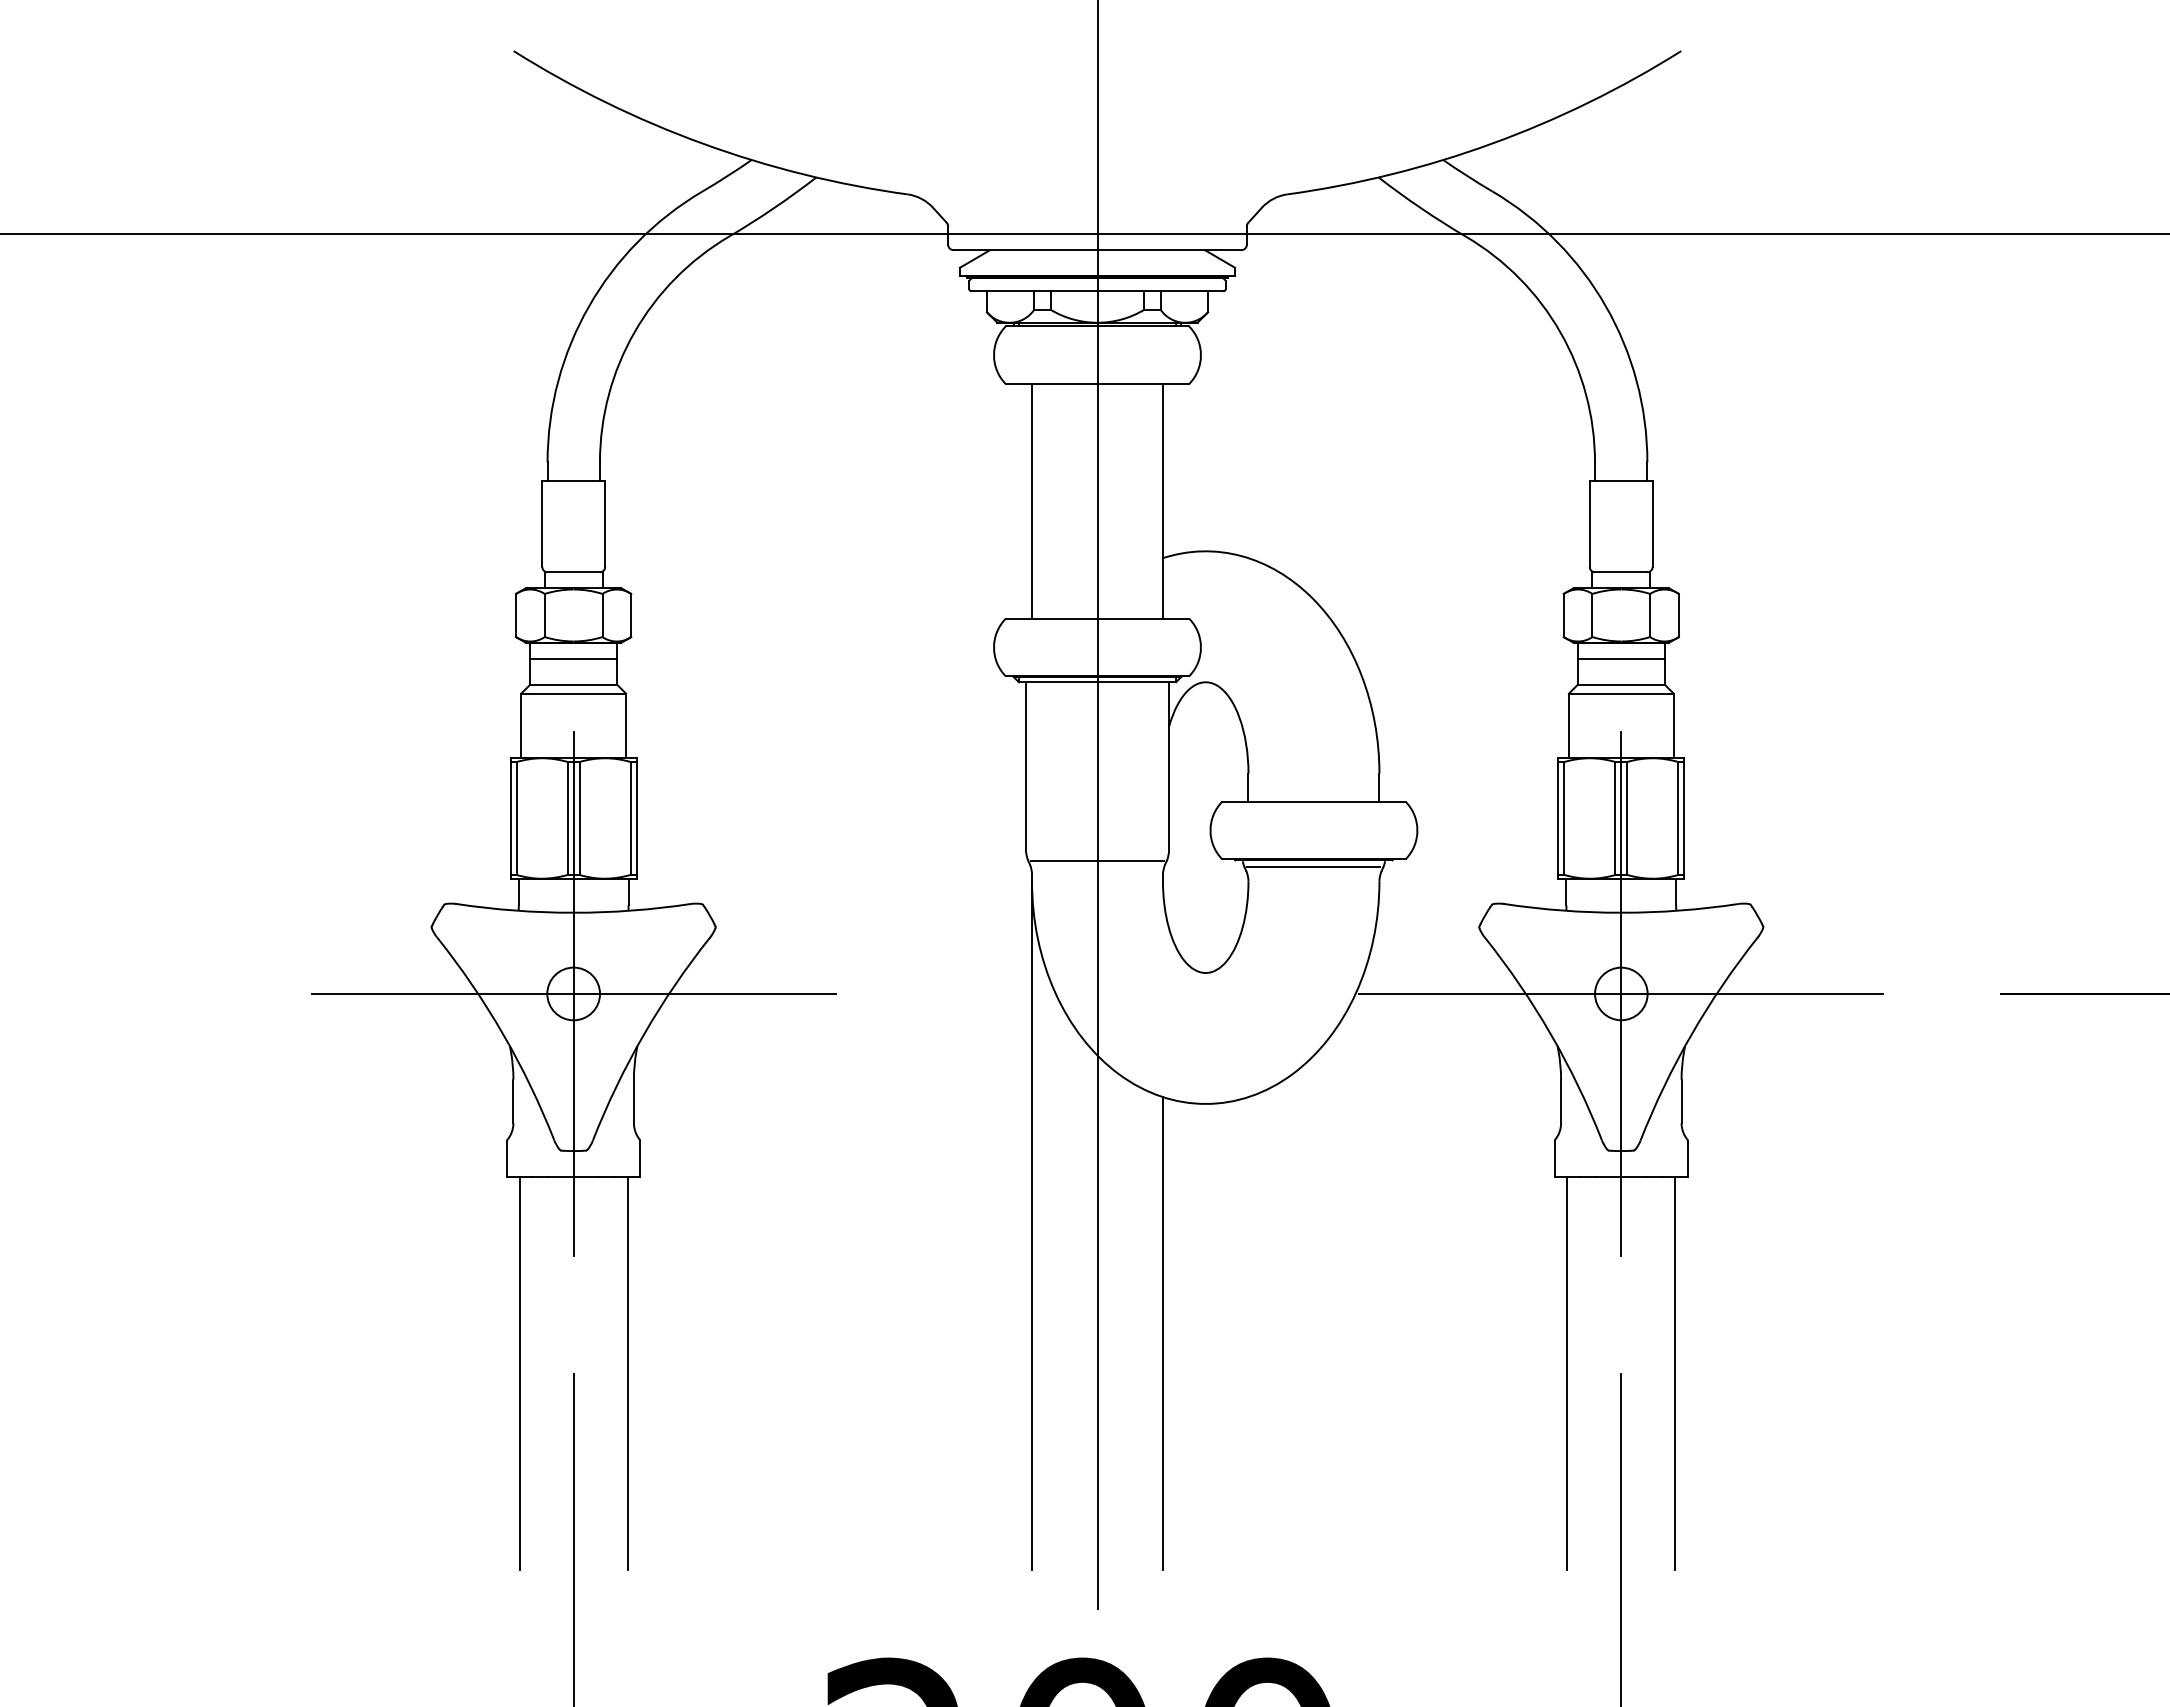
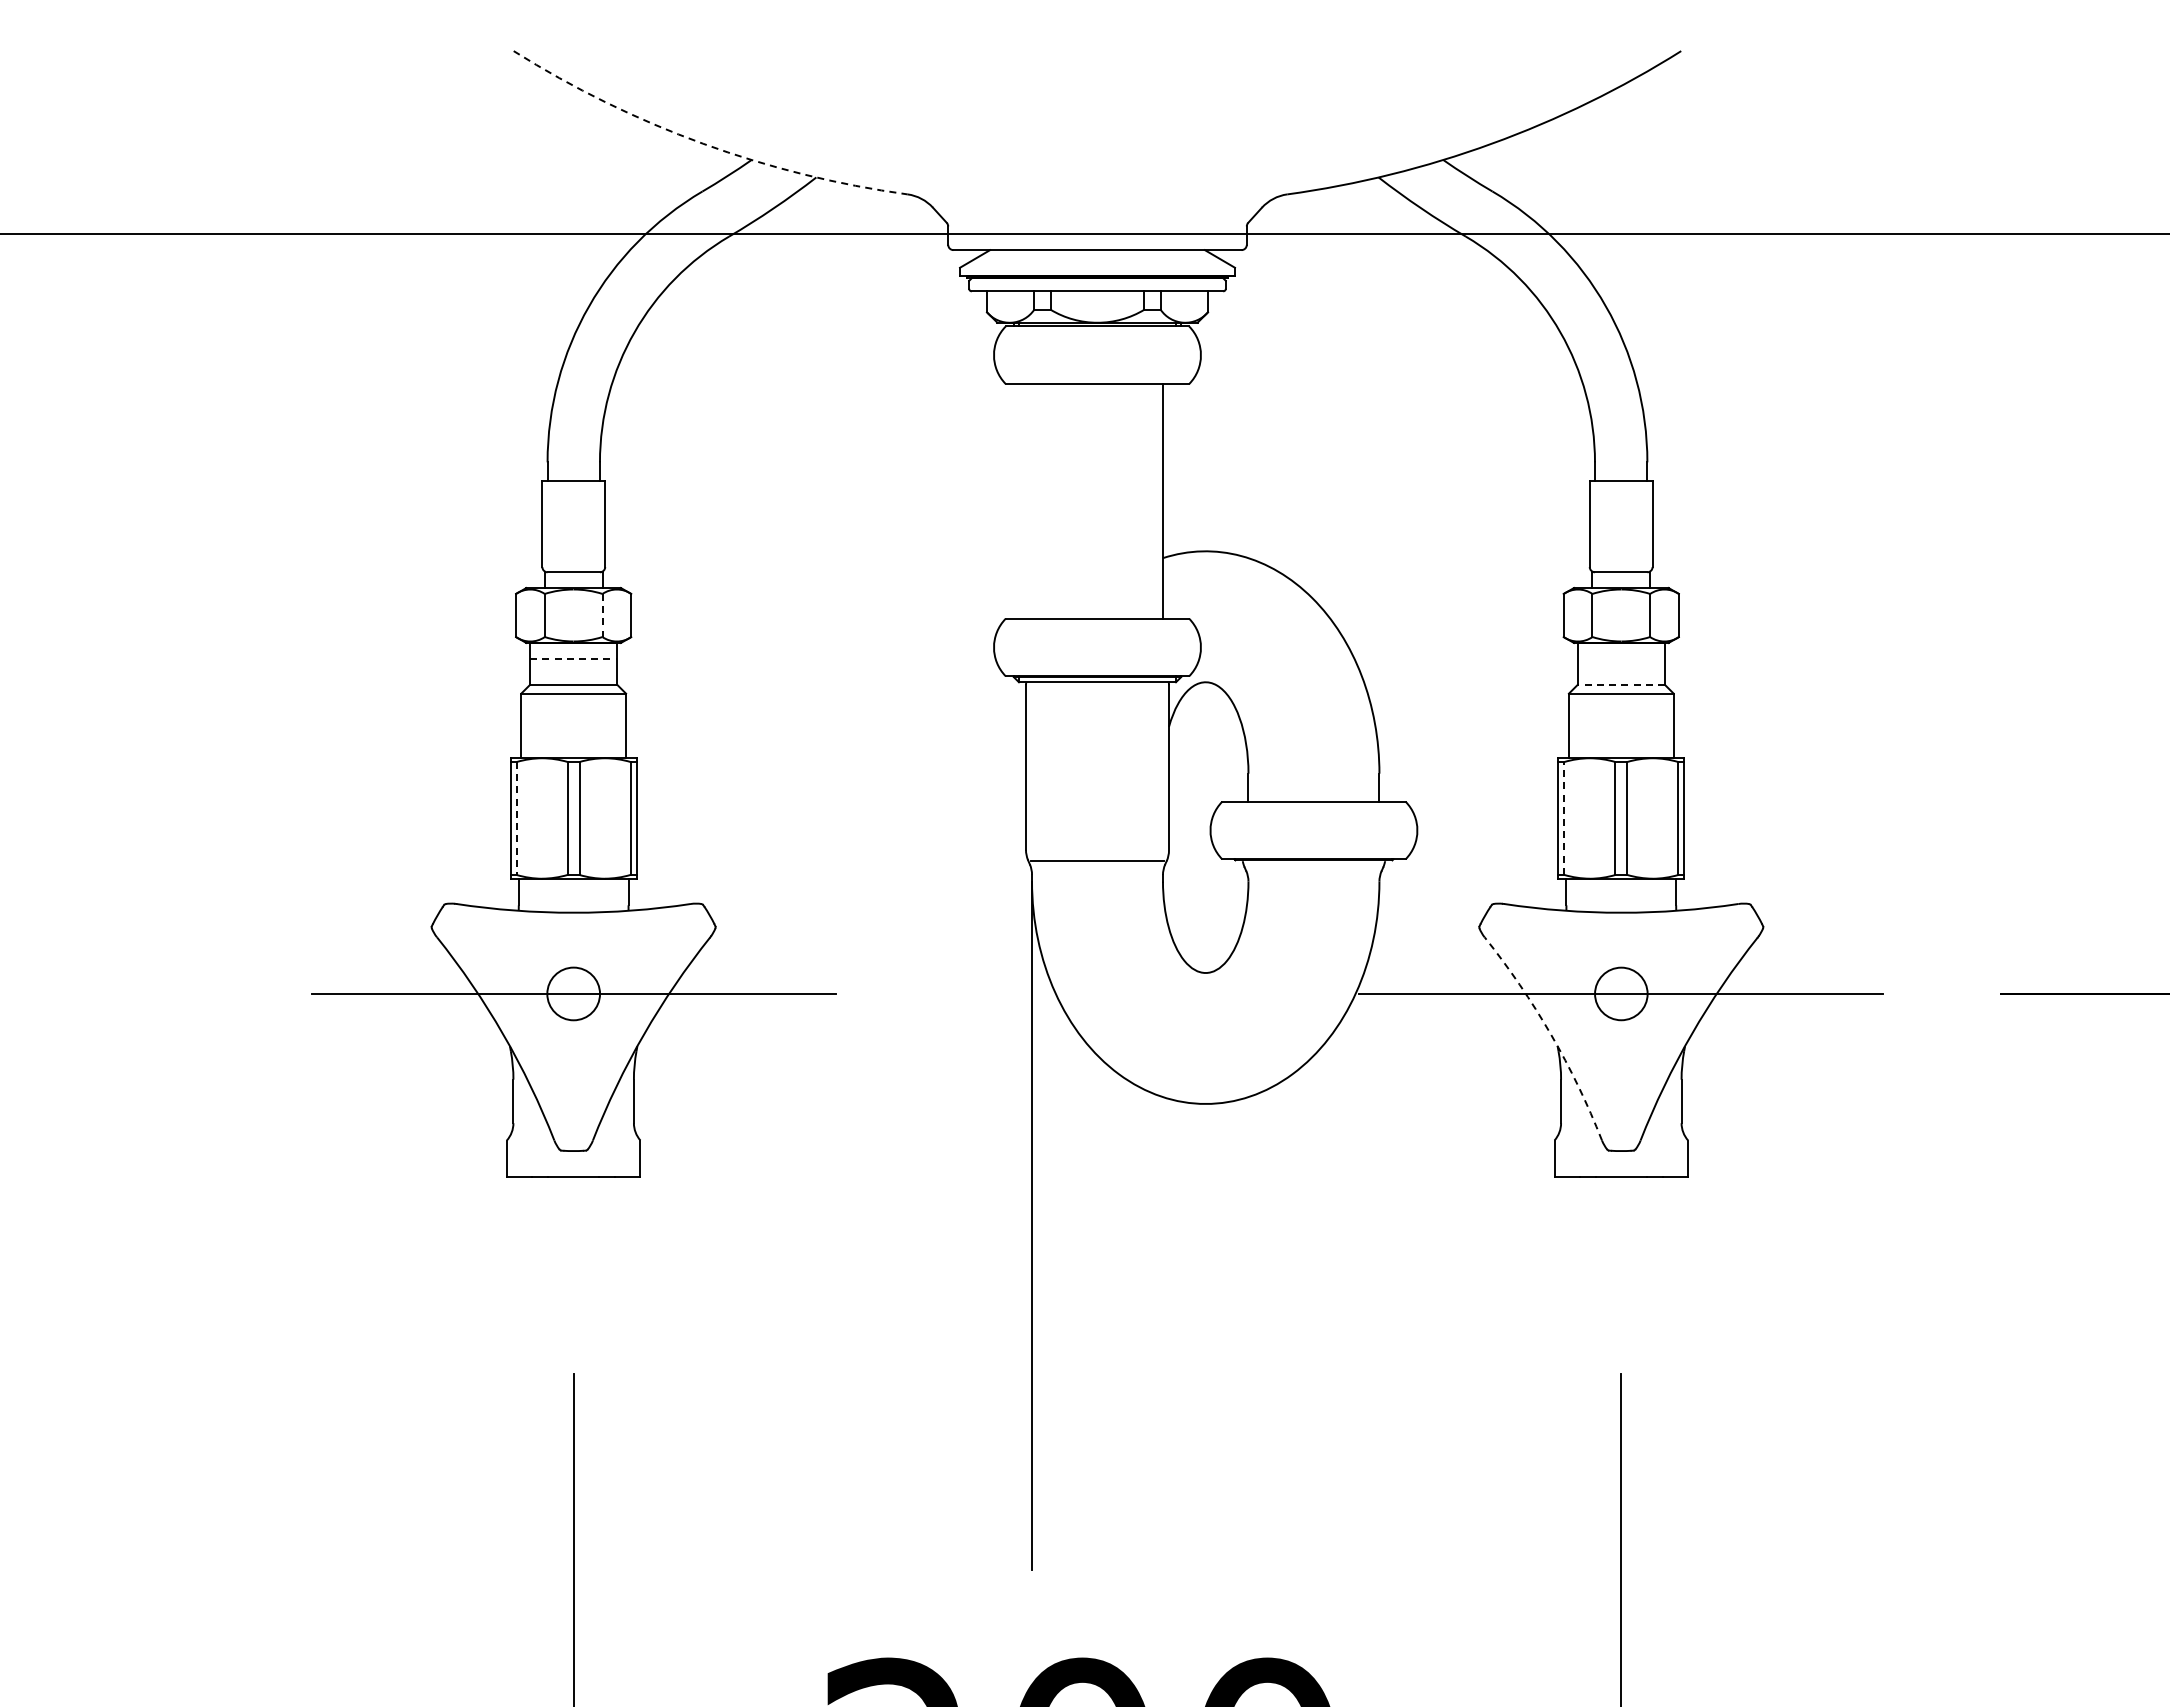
arc: solid -> dashed (703, 143)
line: present -> none (1032, 501)
line: solid -> dashed (602, 615)
line: solid -> dashed (573, 658)
line: present -> none (1620, 658)
line: solid -> dashed (1621, 684)
line: present -> none (1097, 805)
line: solid -> dashed (1564, 817)
line: solid -> dashed (516, 818)
line: present -> none (1313, 867)
line: present -> none (573, 993)
line: present -> none (1621, 993)
arc: solid -> dashed (1551, 1034)
line: present -> none (1162, 1333)
line: present -> none (519, 1373)
line: present -> none (627, 1373)
line: present -> none (1567, 1373)
line: present -> none (1675, 1373)
